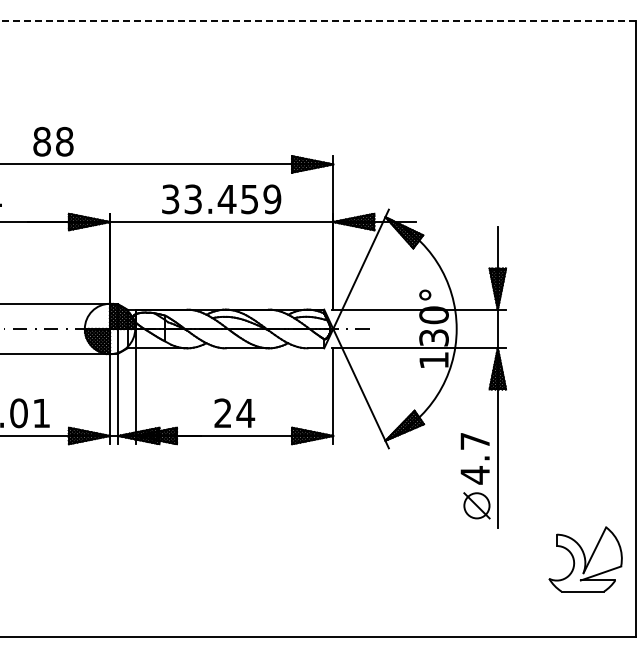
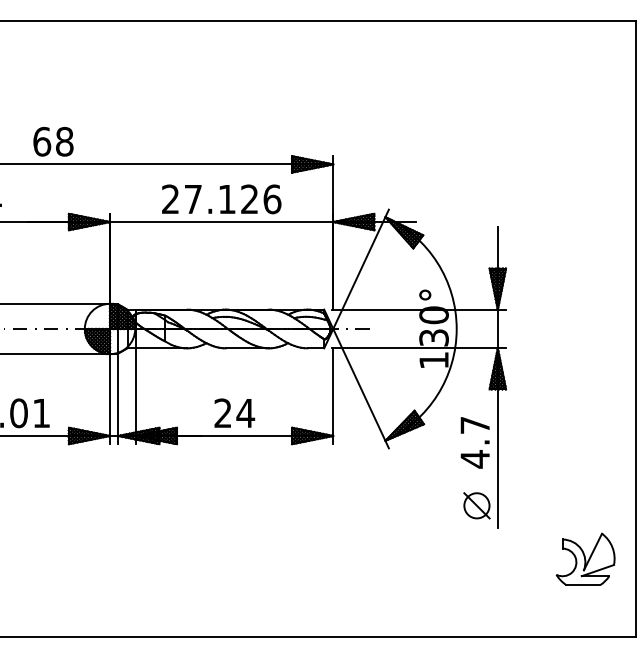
line: dashed -> solid (318, 21)
text: 88 -> 68 (42, 141)
text: 33.459 -> 27.126 (221, 199)
text position: (474, 458) -> (474, 442) (474, 442)
part size: 75x67 px -> 61x54 px (585, 558)
